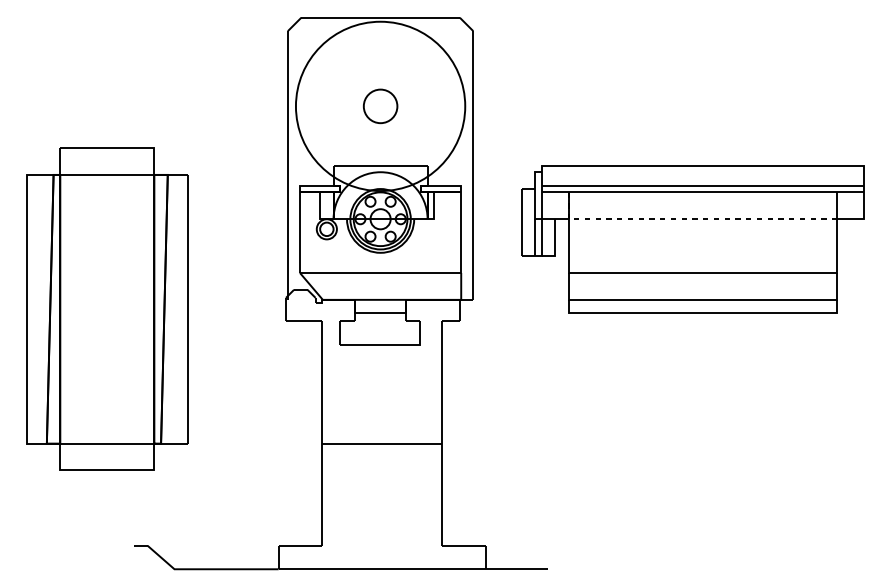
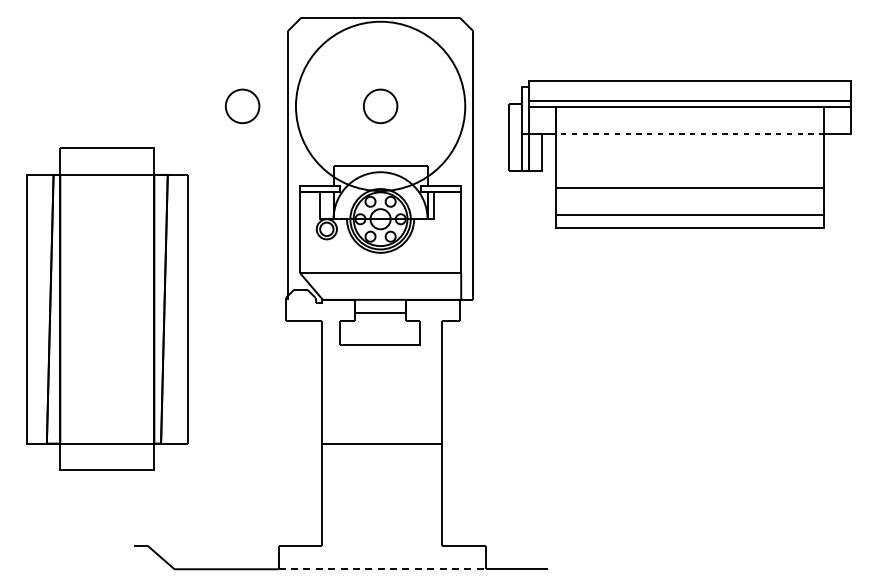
circle: none -> present (242, 106)
part position: (692, 239) -> (679, 154) (679, 154)
line: solid -> dashed (382, 569)
